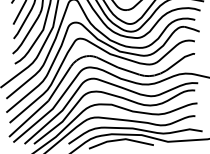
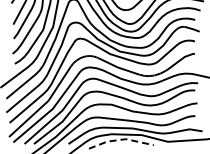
line: solid -> dashed (120, 139)
